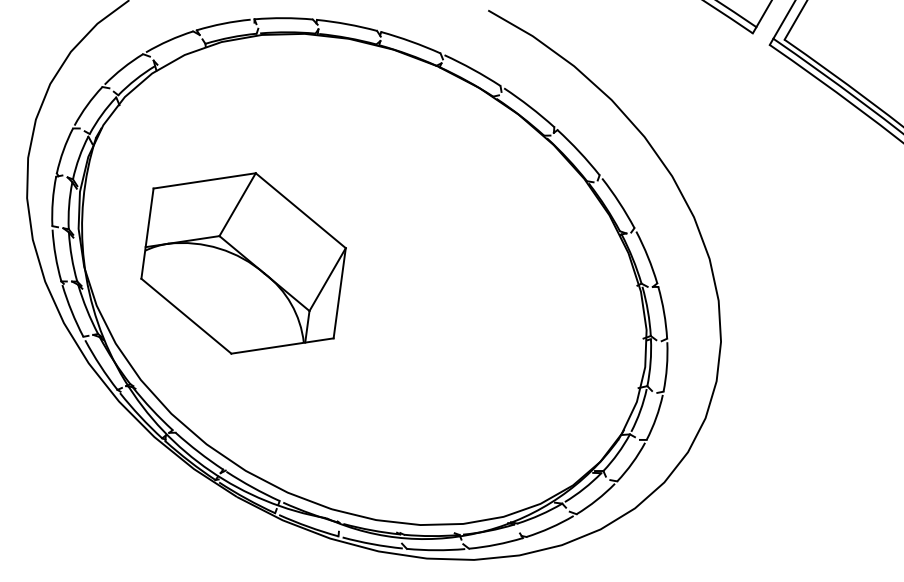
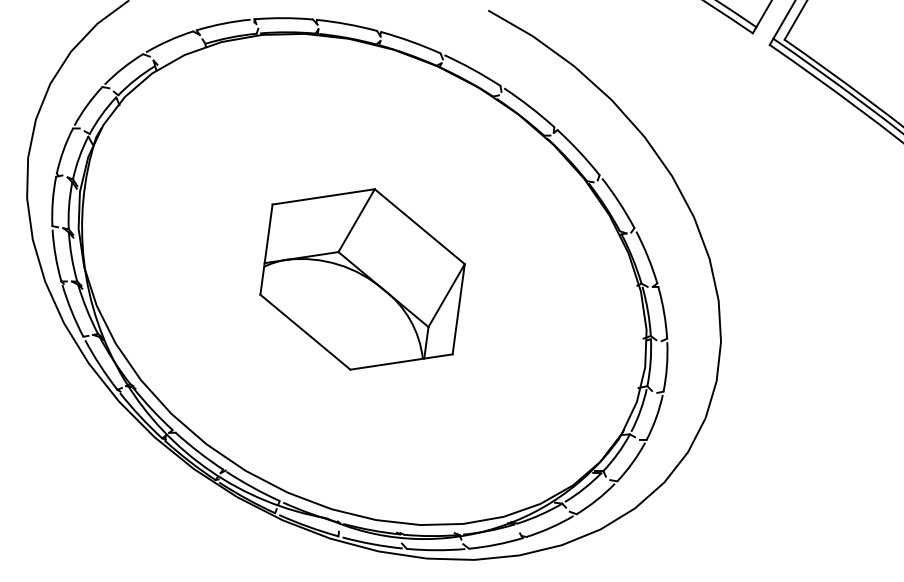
part position: (243, 263) -> (362, 279) (362, 279)
